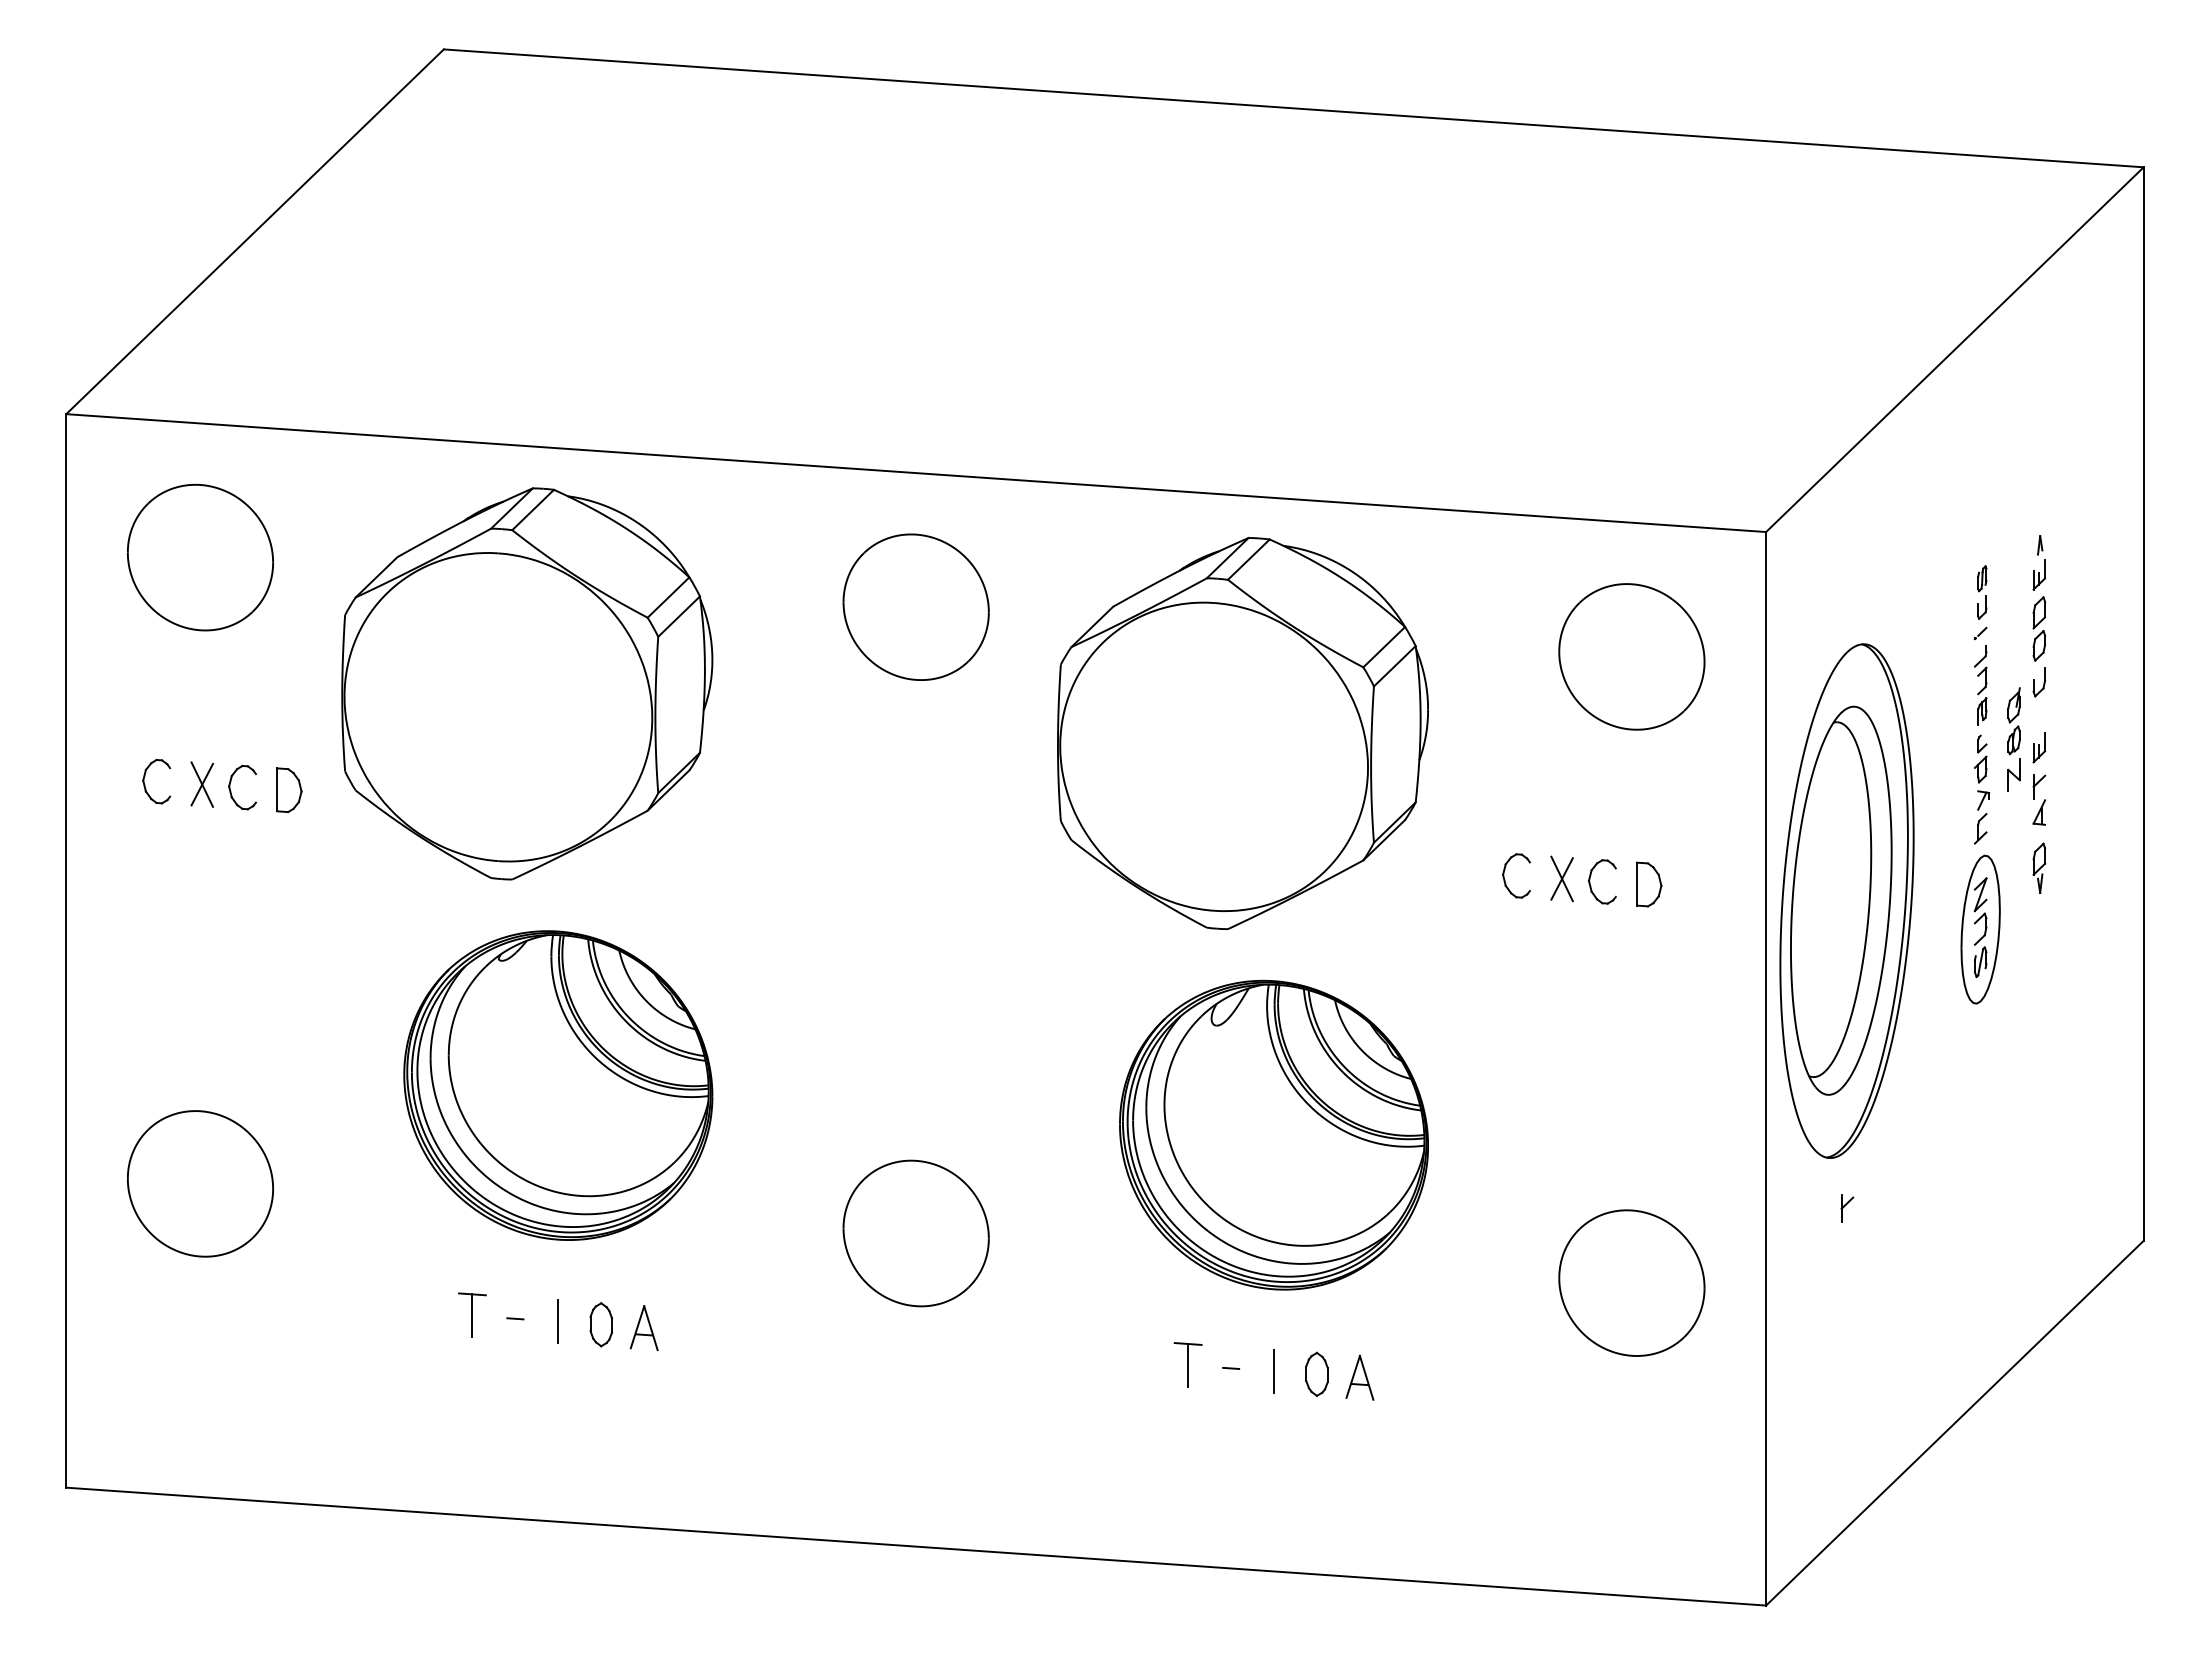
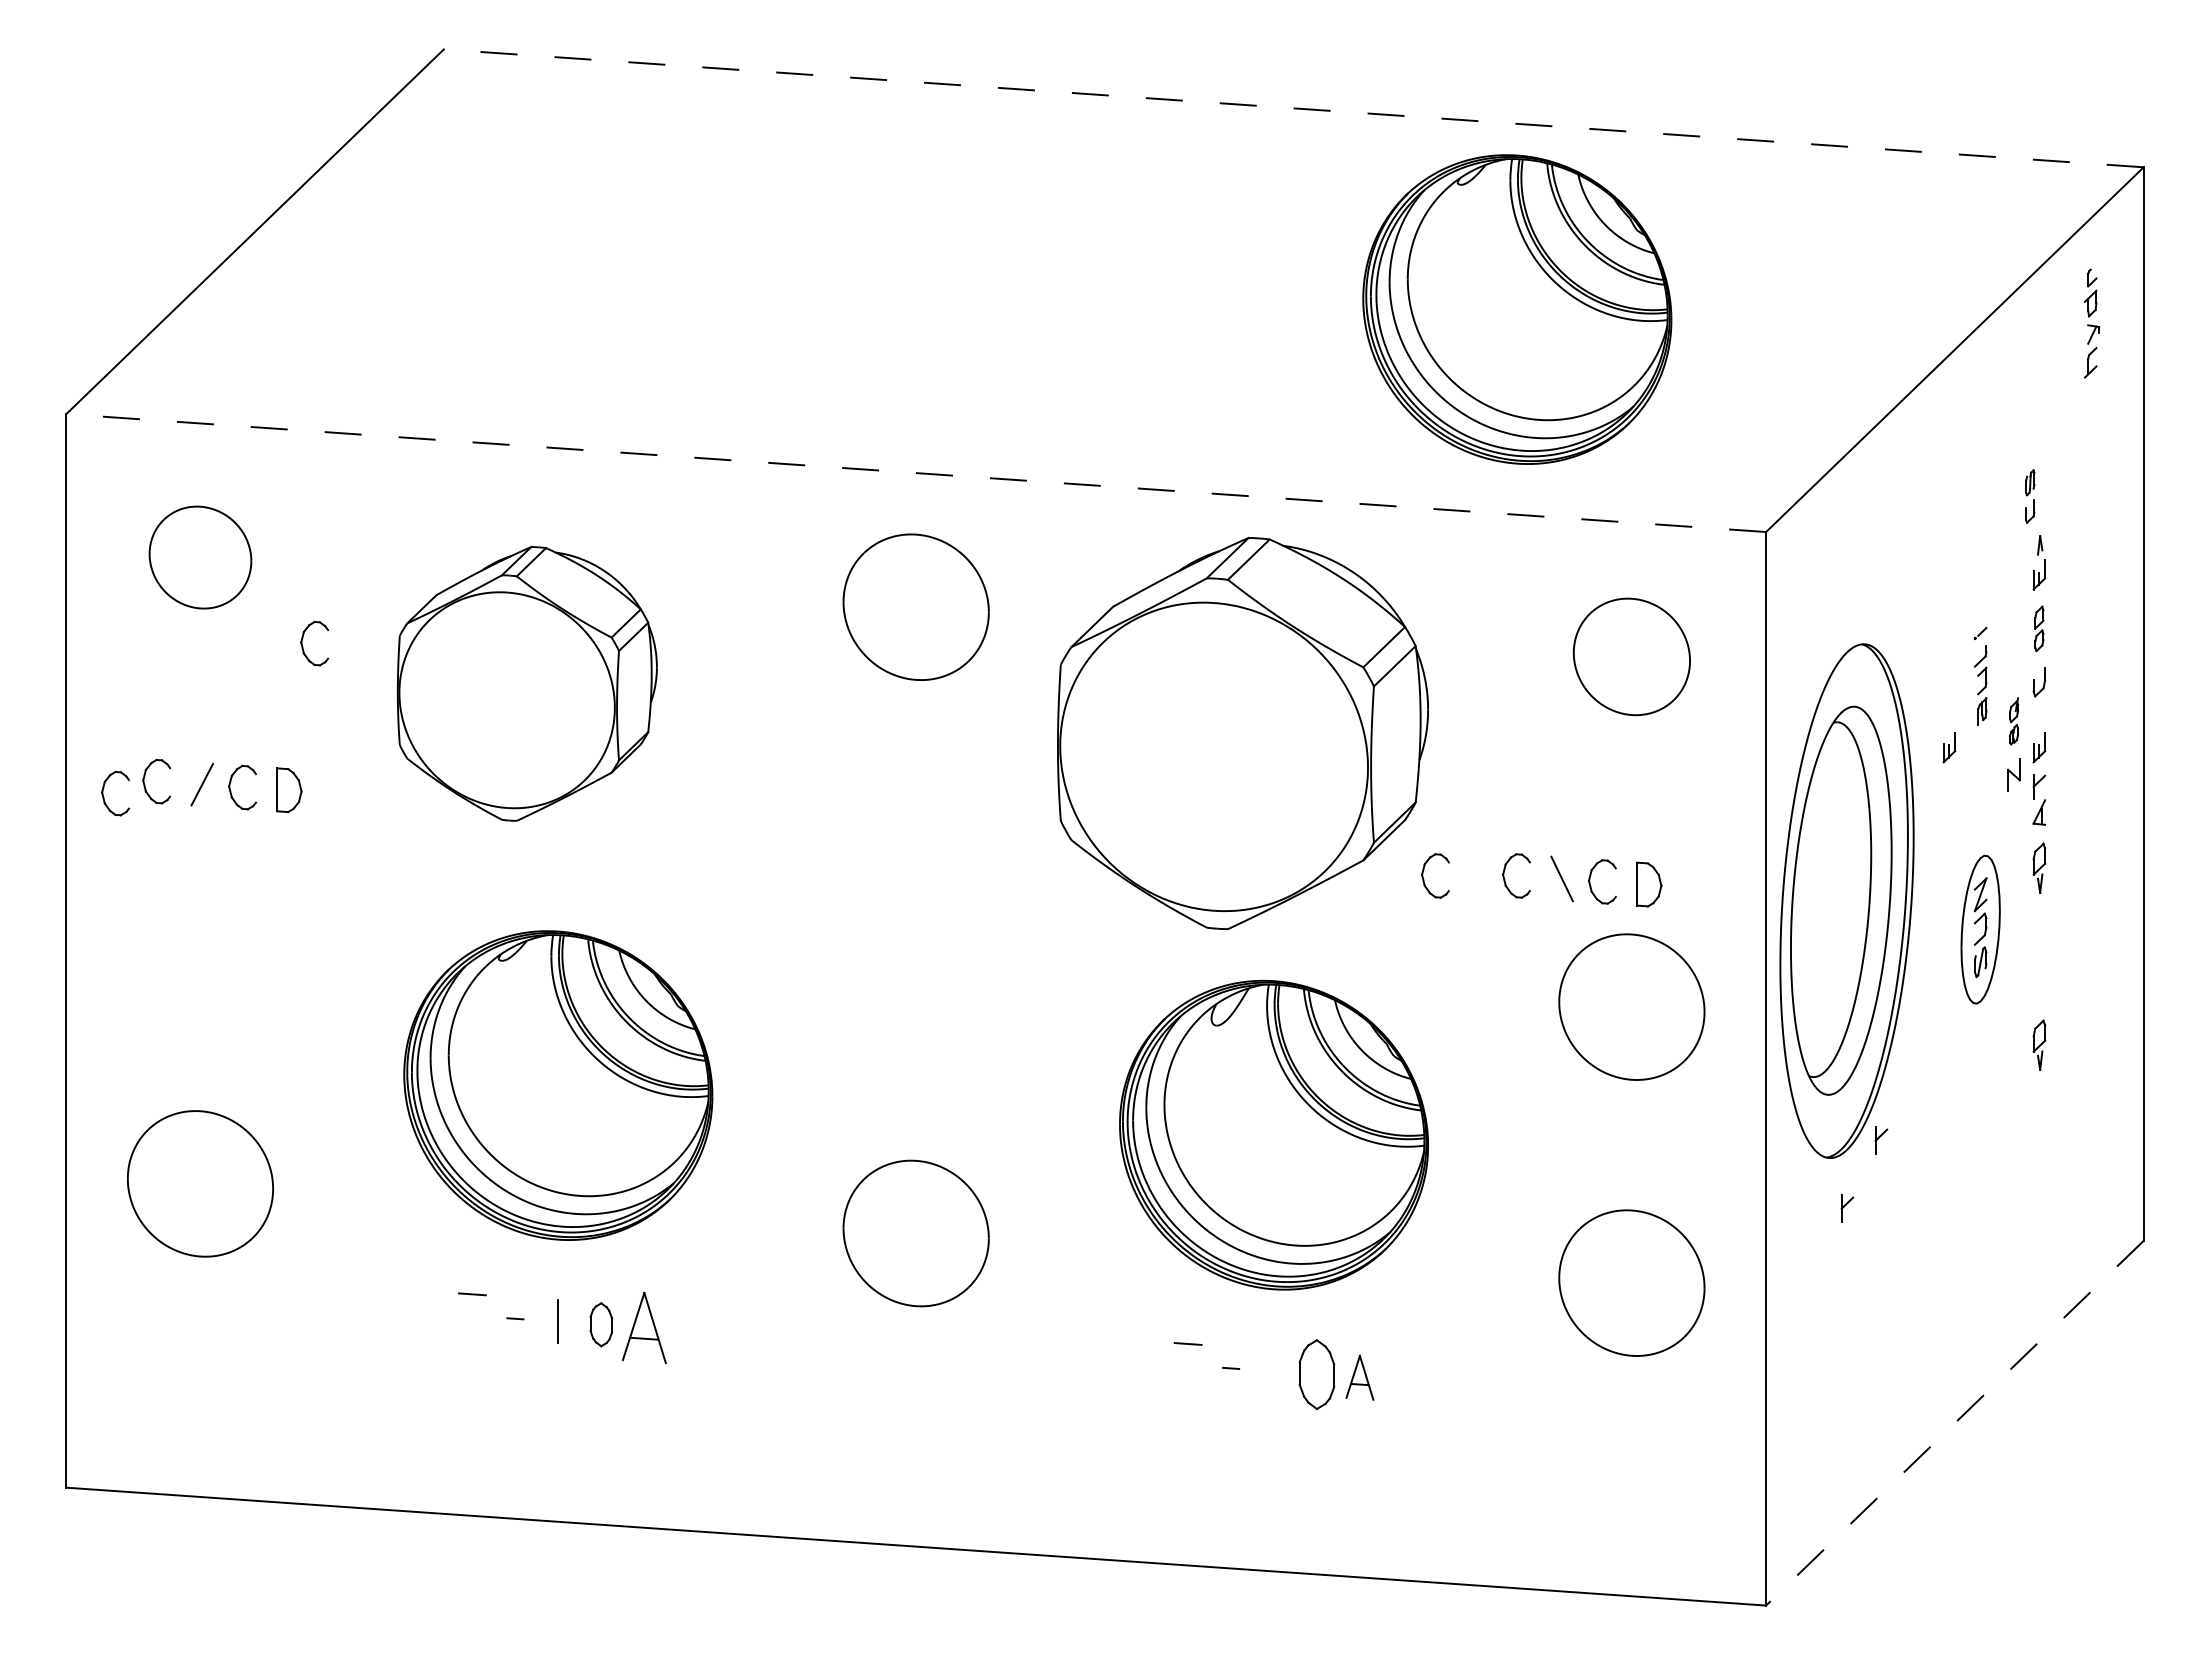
line: solid -> dashed (1293, 108)
part: none -> present (1517, 309)
line: solid -> dashed (916, 473)
part size: 147x149 px -> 105x105 px (200, 557)
part position: (1982, 592) -> (2030, 496) (2030, 496)
part size: 15x66 px -> 11x48 px (2039, 628)
part: none -> present (303, 646)
part size: 148x148 px -> 119x120 px (1631, 656)
part size: 373x394 px -> 262x276 px (526, 683)
part size: 14x69 px -> 11x49 px (2014, 721)
part: none -> present (1949, 747)
line: present -> none (202, 784)
part position: (1981, 789) -> (2091, 323) (2091, 323)
part: none -> present (104, 797)
line: present -> none (1561, 878)
part: none -> present (1424, 879)
part: none -> present (1631, 1006)
part: none -> present (2039, 1044)
part: none -> present (1881, 1140)
line: present -> none (472, 1315)
part size: 30x47 px -> 46x74 px (643, 1327)
line: present -> none (1188, 1364)
line: present -> none (1274, 1370)
part size: 24x46 px -> 38x72 px (1316, 1374)
line: solid -> dashed (1954, 1423)
